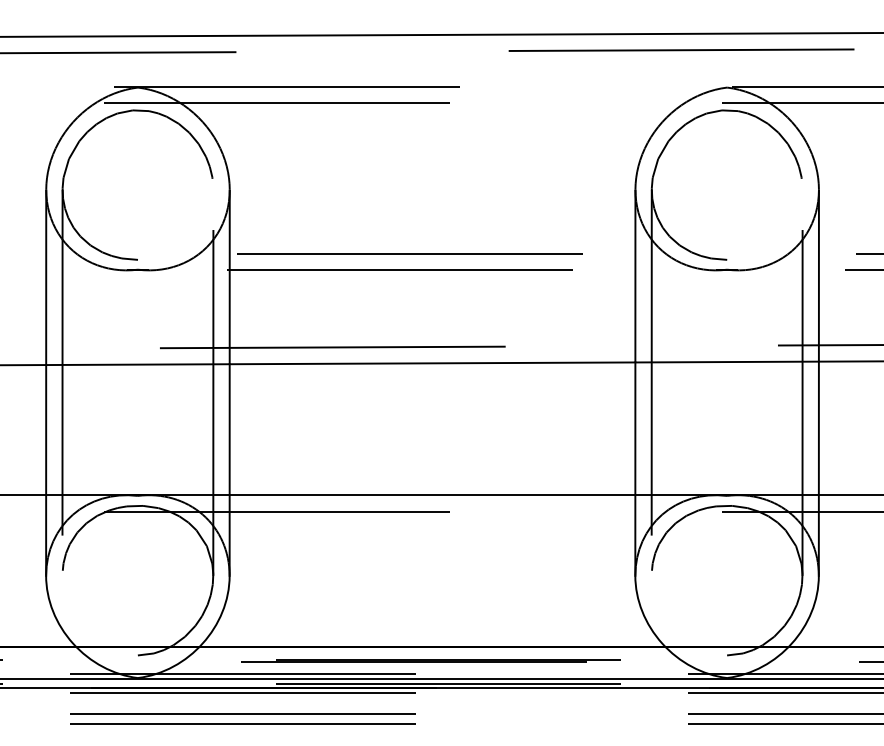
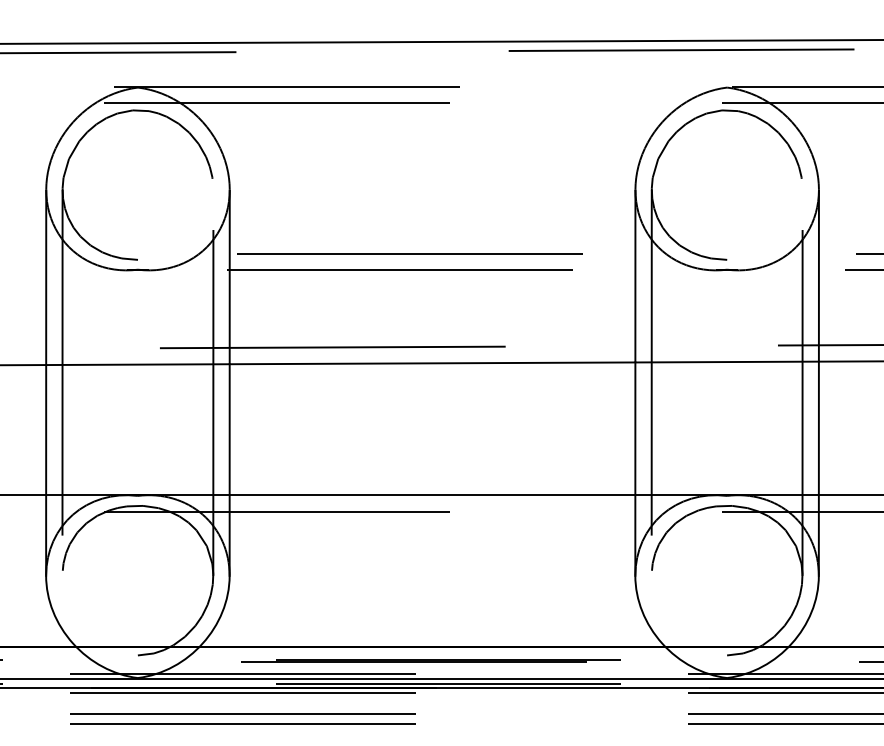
line position: (441, 34) -> (441, 41) (441, 41)
